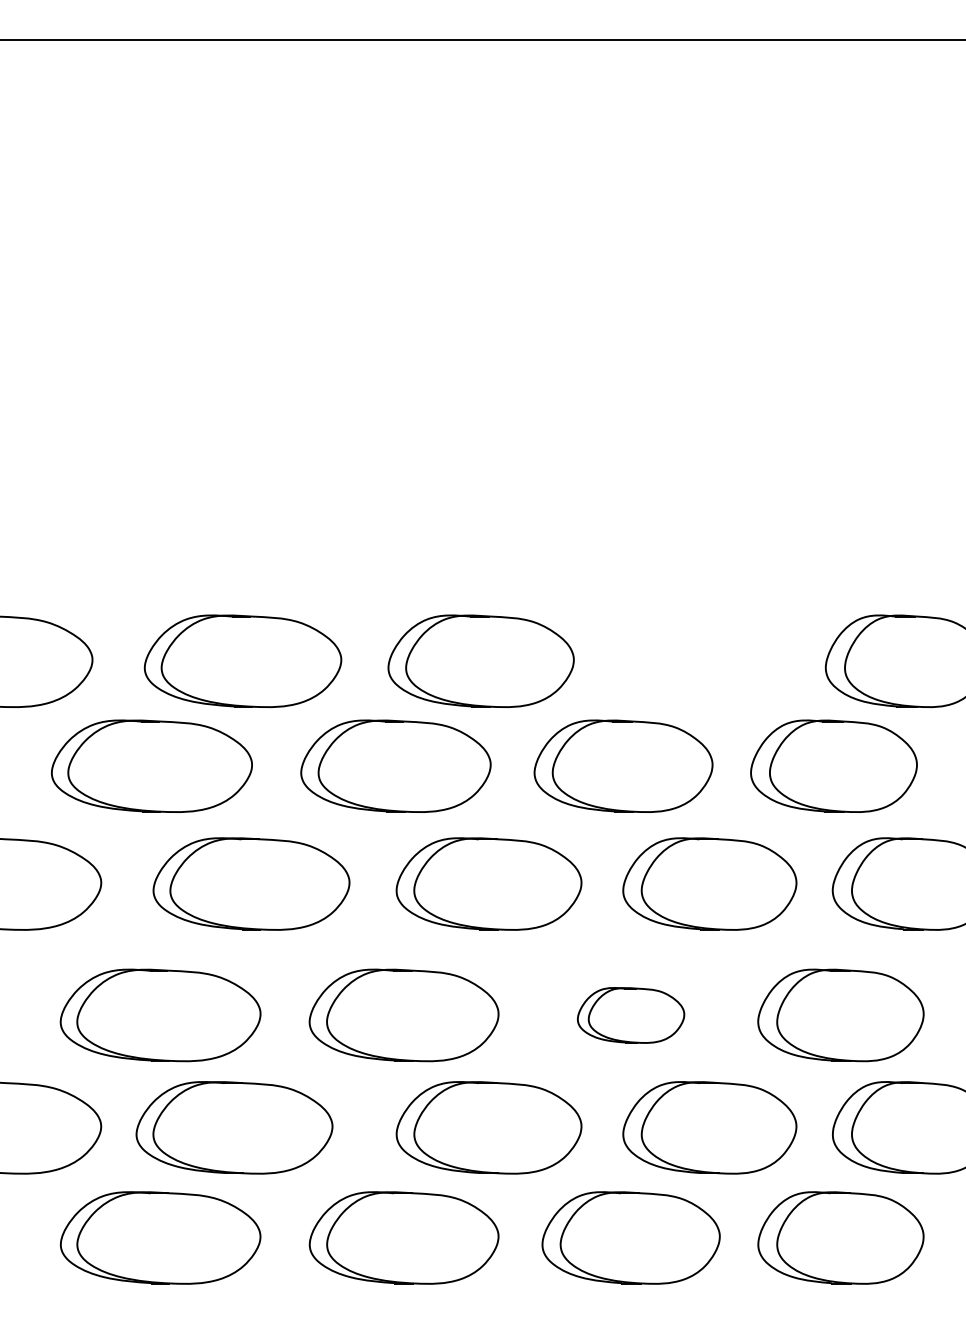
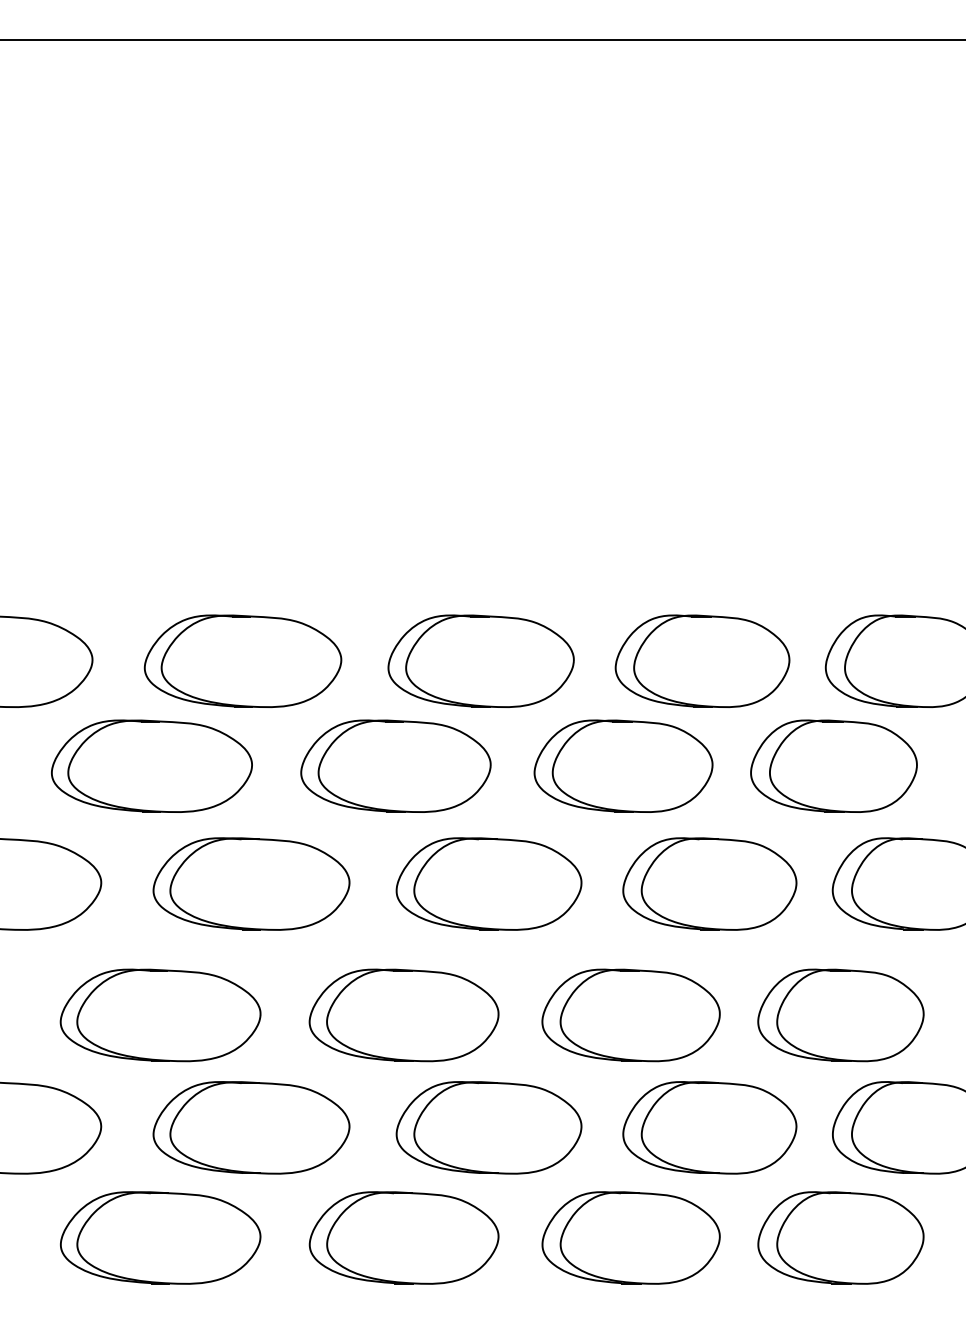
part: none -> present (702, 660)
part size: 109x57 px -> 180x95 px (630, 1015)
part position: (234, 1127) -> (251, 1127) (251, 1127)
